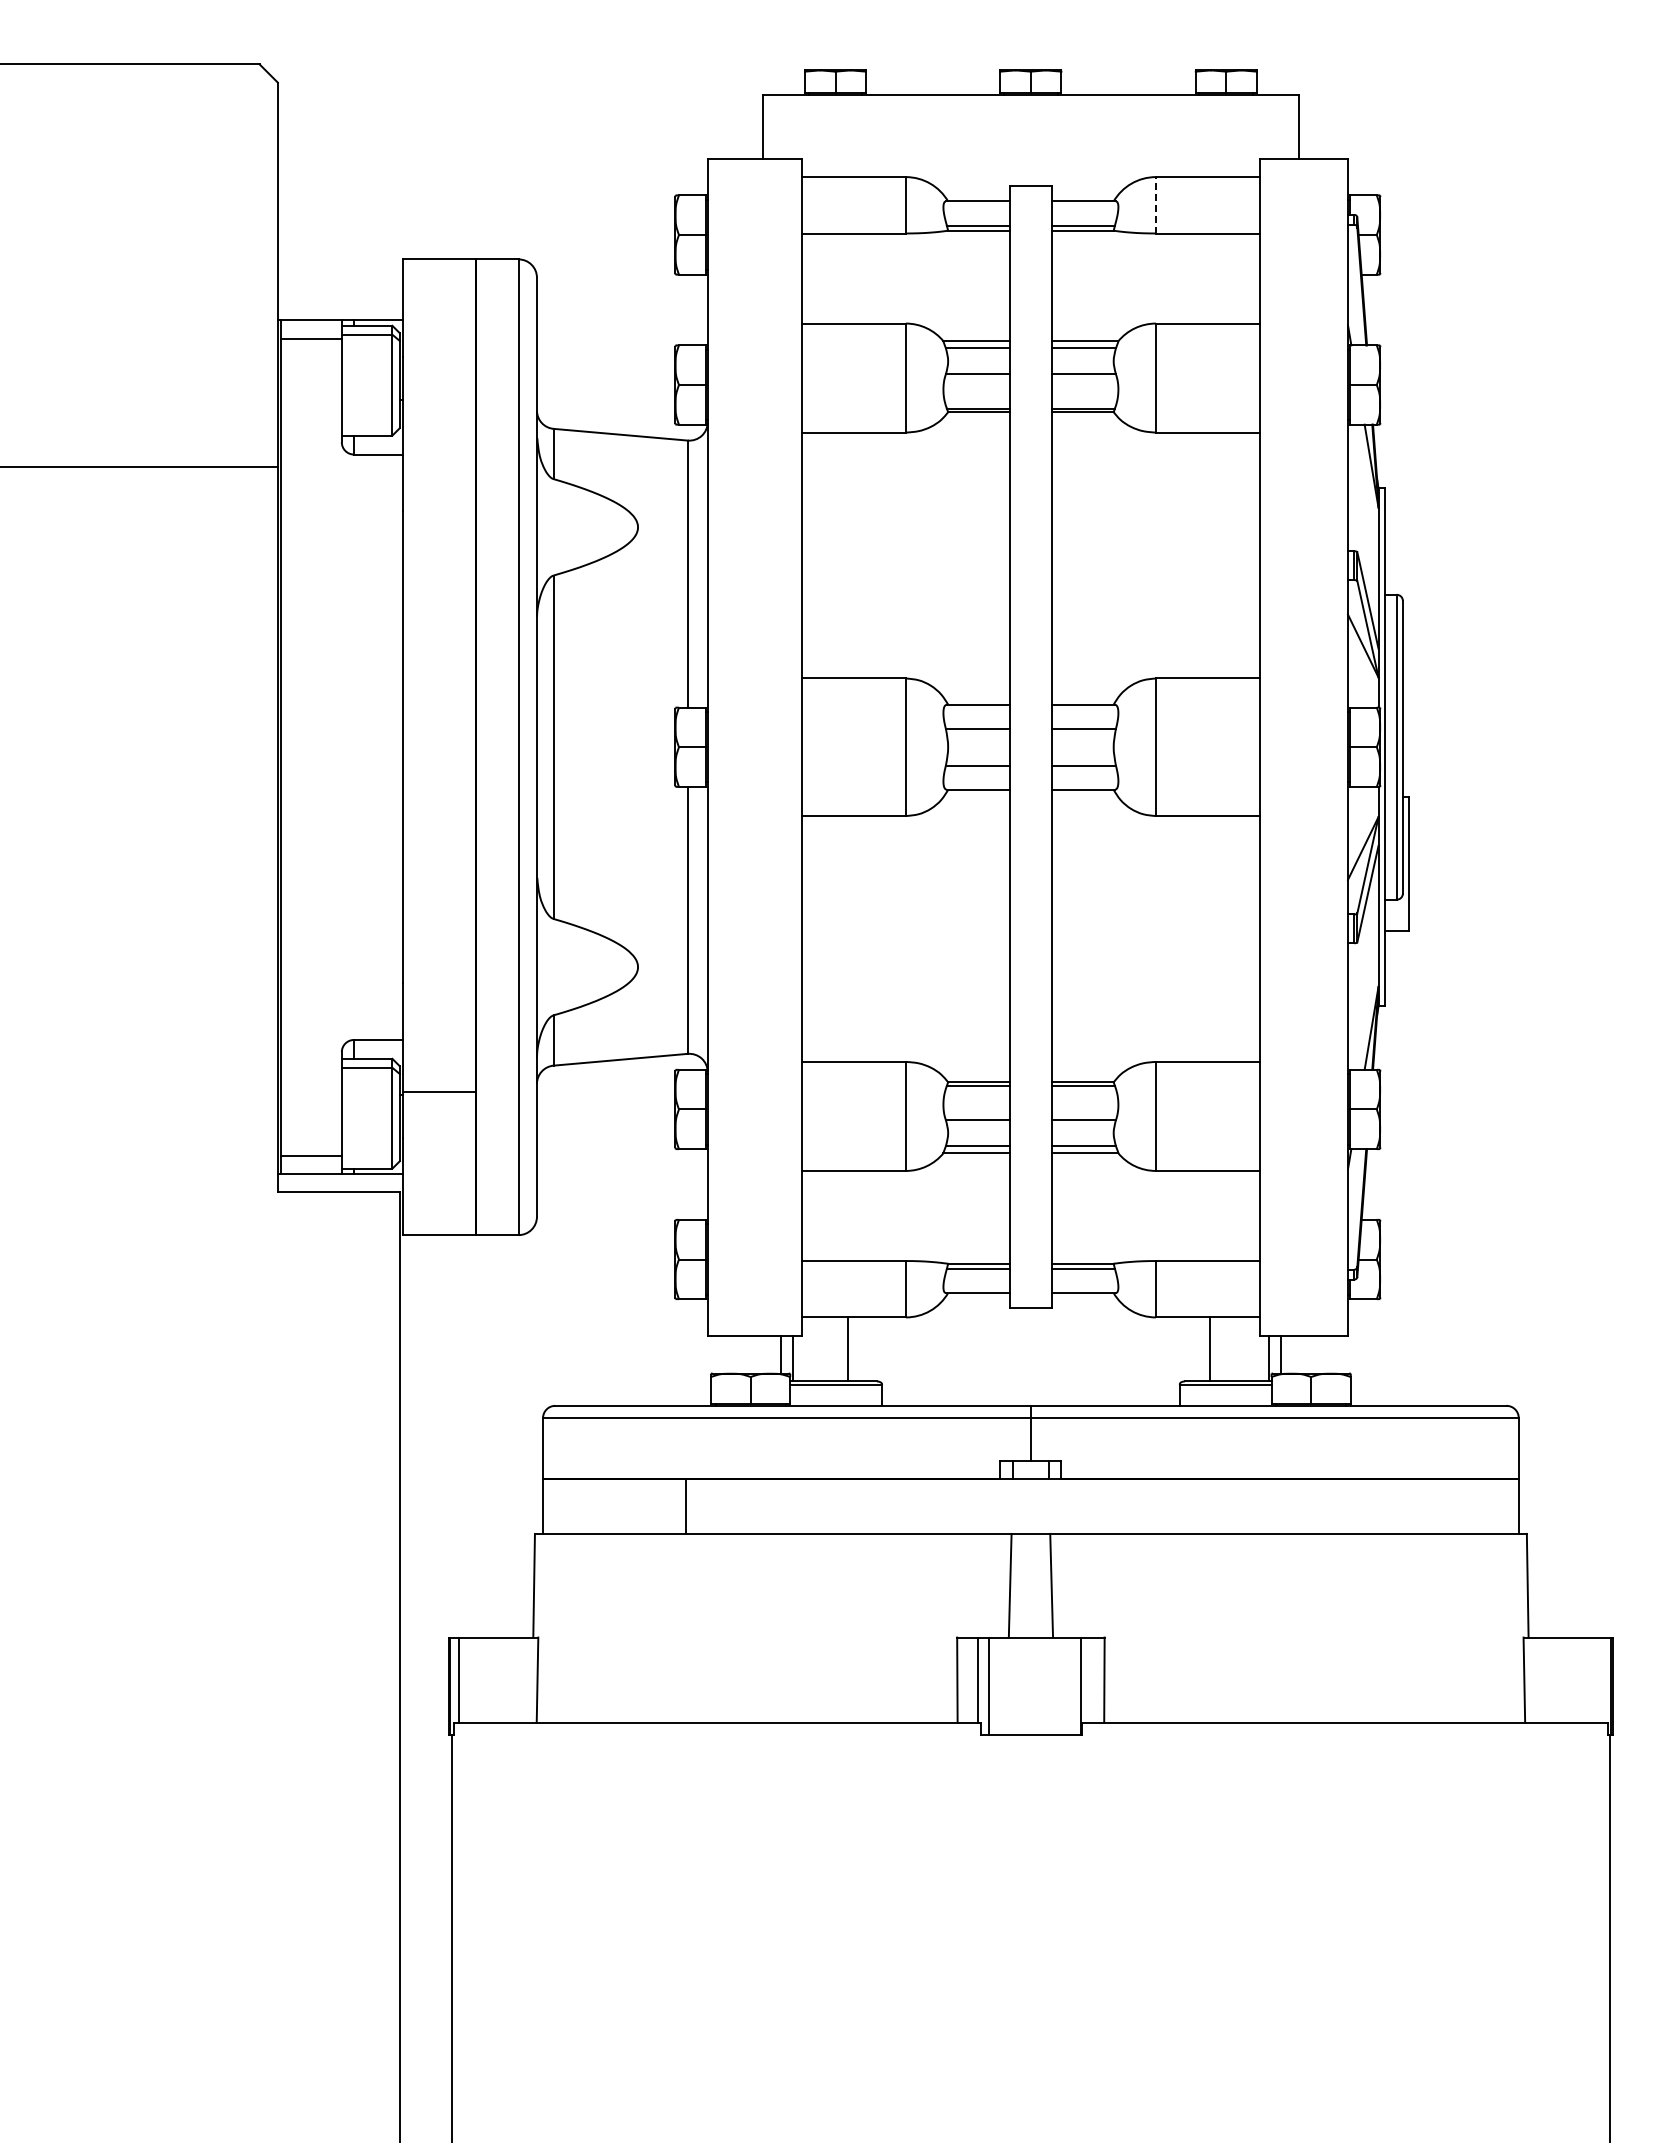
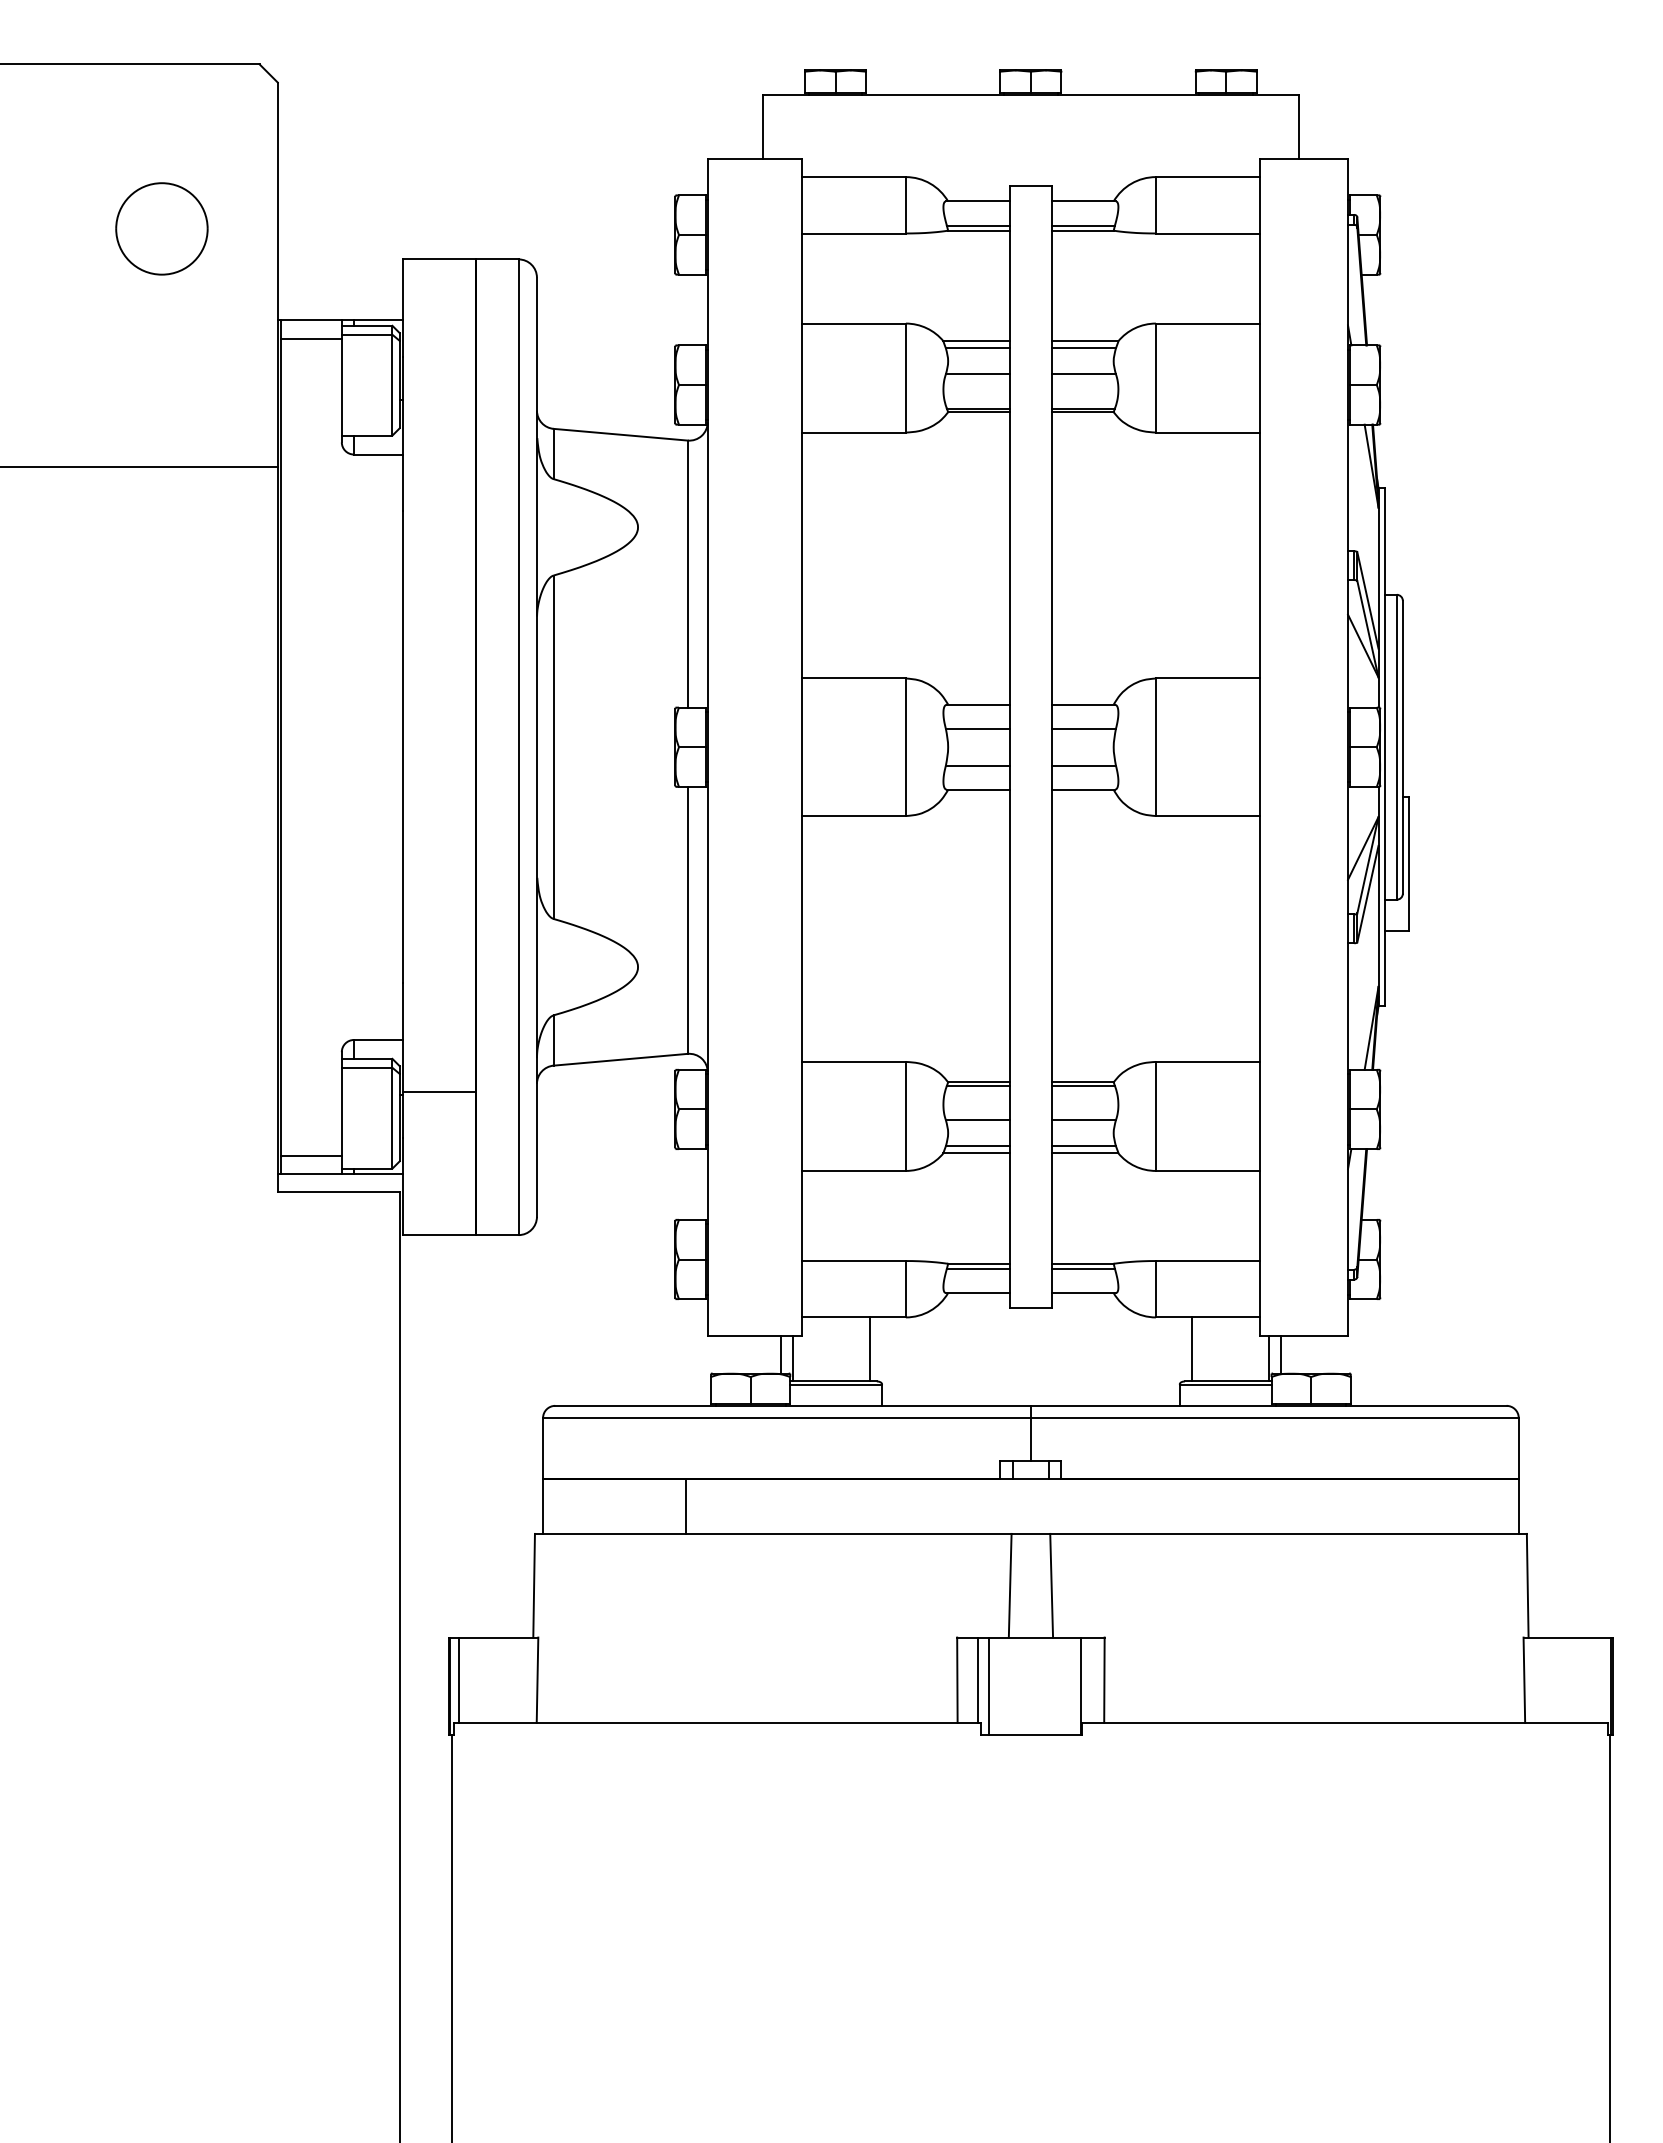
line: dashed -> solid (1155, 204)
part: none -> present (161, 228)
line position: (847, 1349) -> (869, 1349) (869, 1349)
line position: (1210, 1349) -> (1192, 1349) (1192, 1349)
